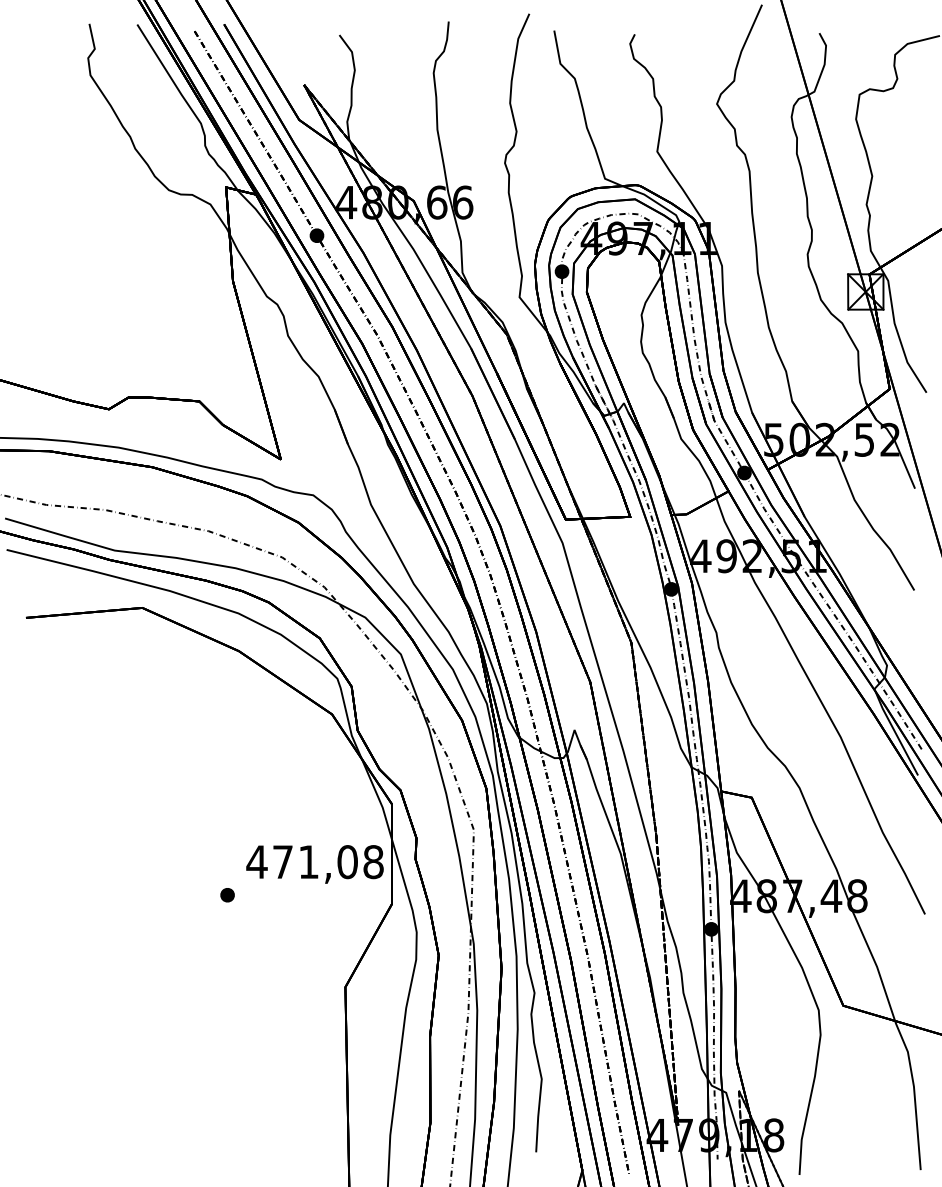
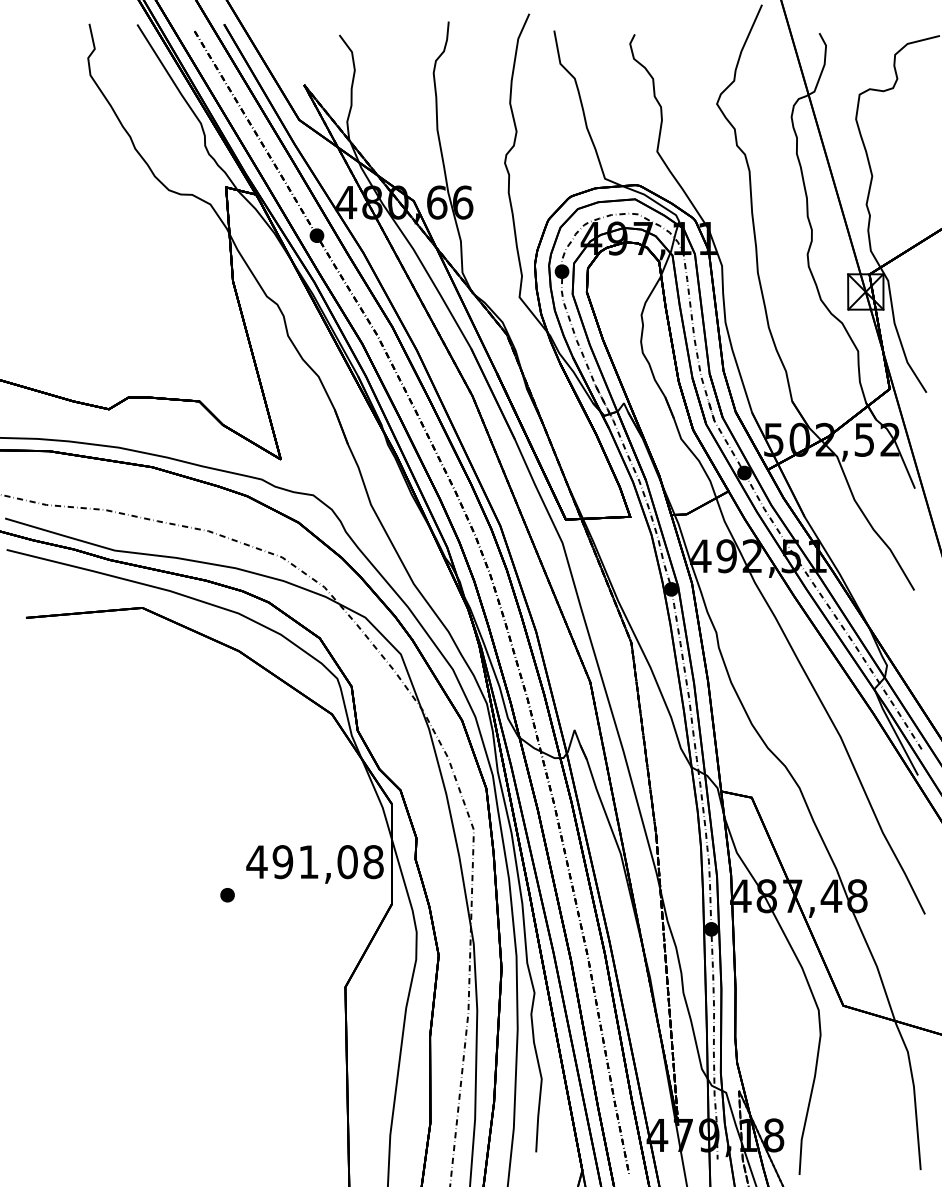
text: 471,08 -> 491,08 (282, 862)
